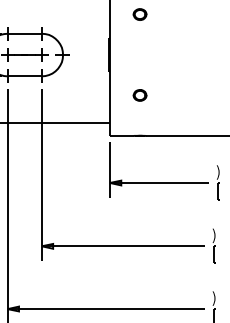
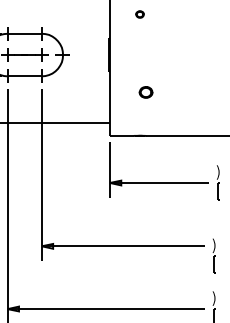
part size: 16x13 px -> 10x9 px (139, 14)
part position: (139, 95) -> (145, 92) (145, 92)
part position: (213, 245) -> (213, 255) (213, 255)
